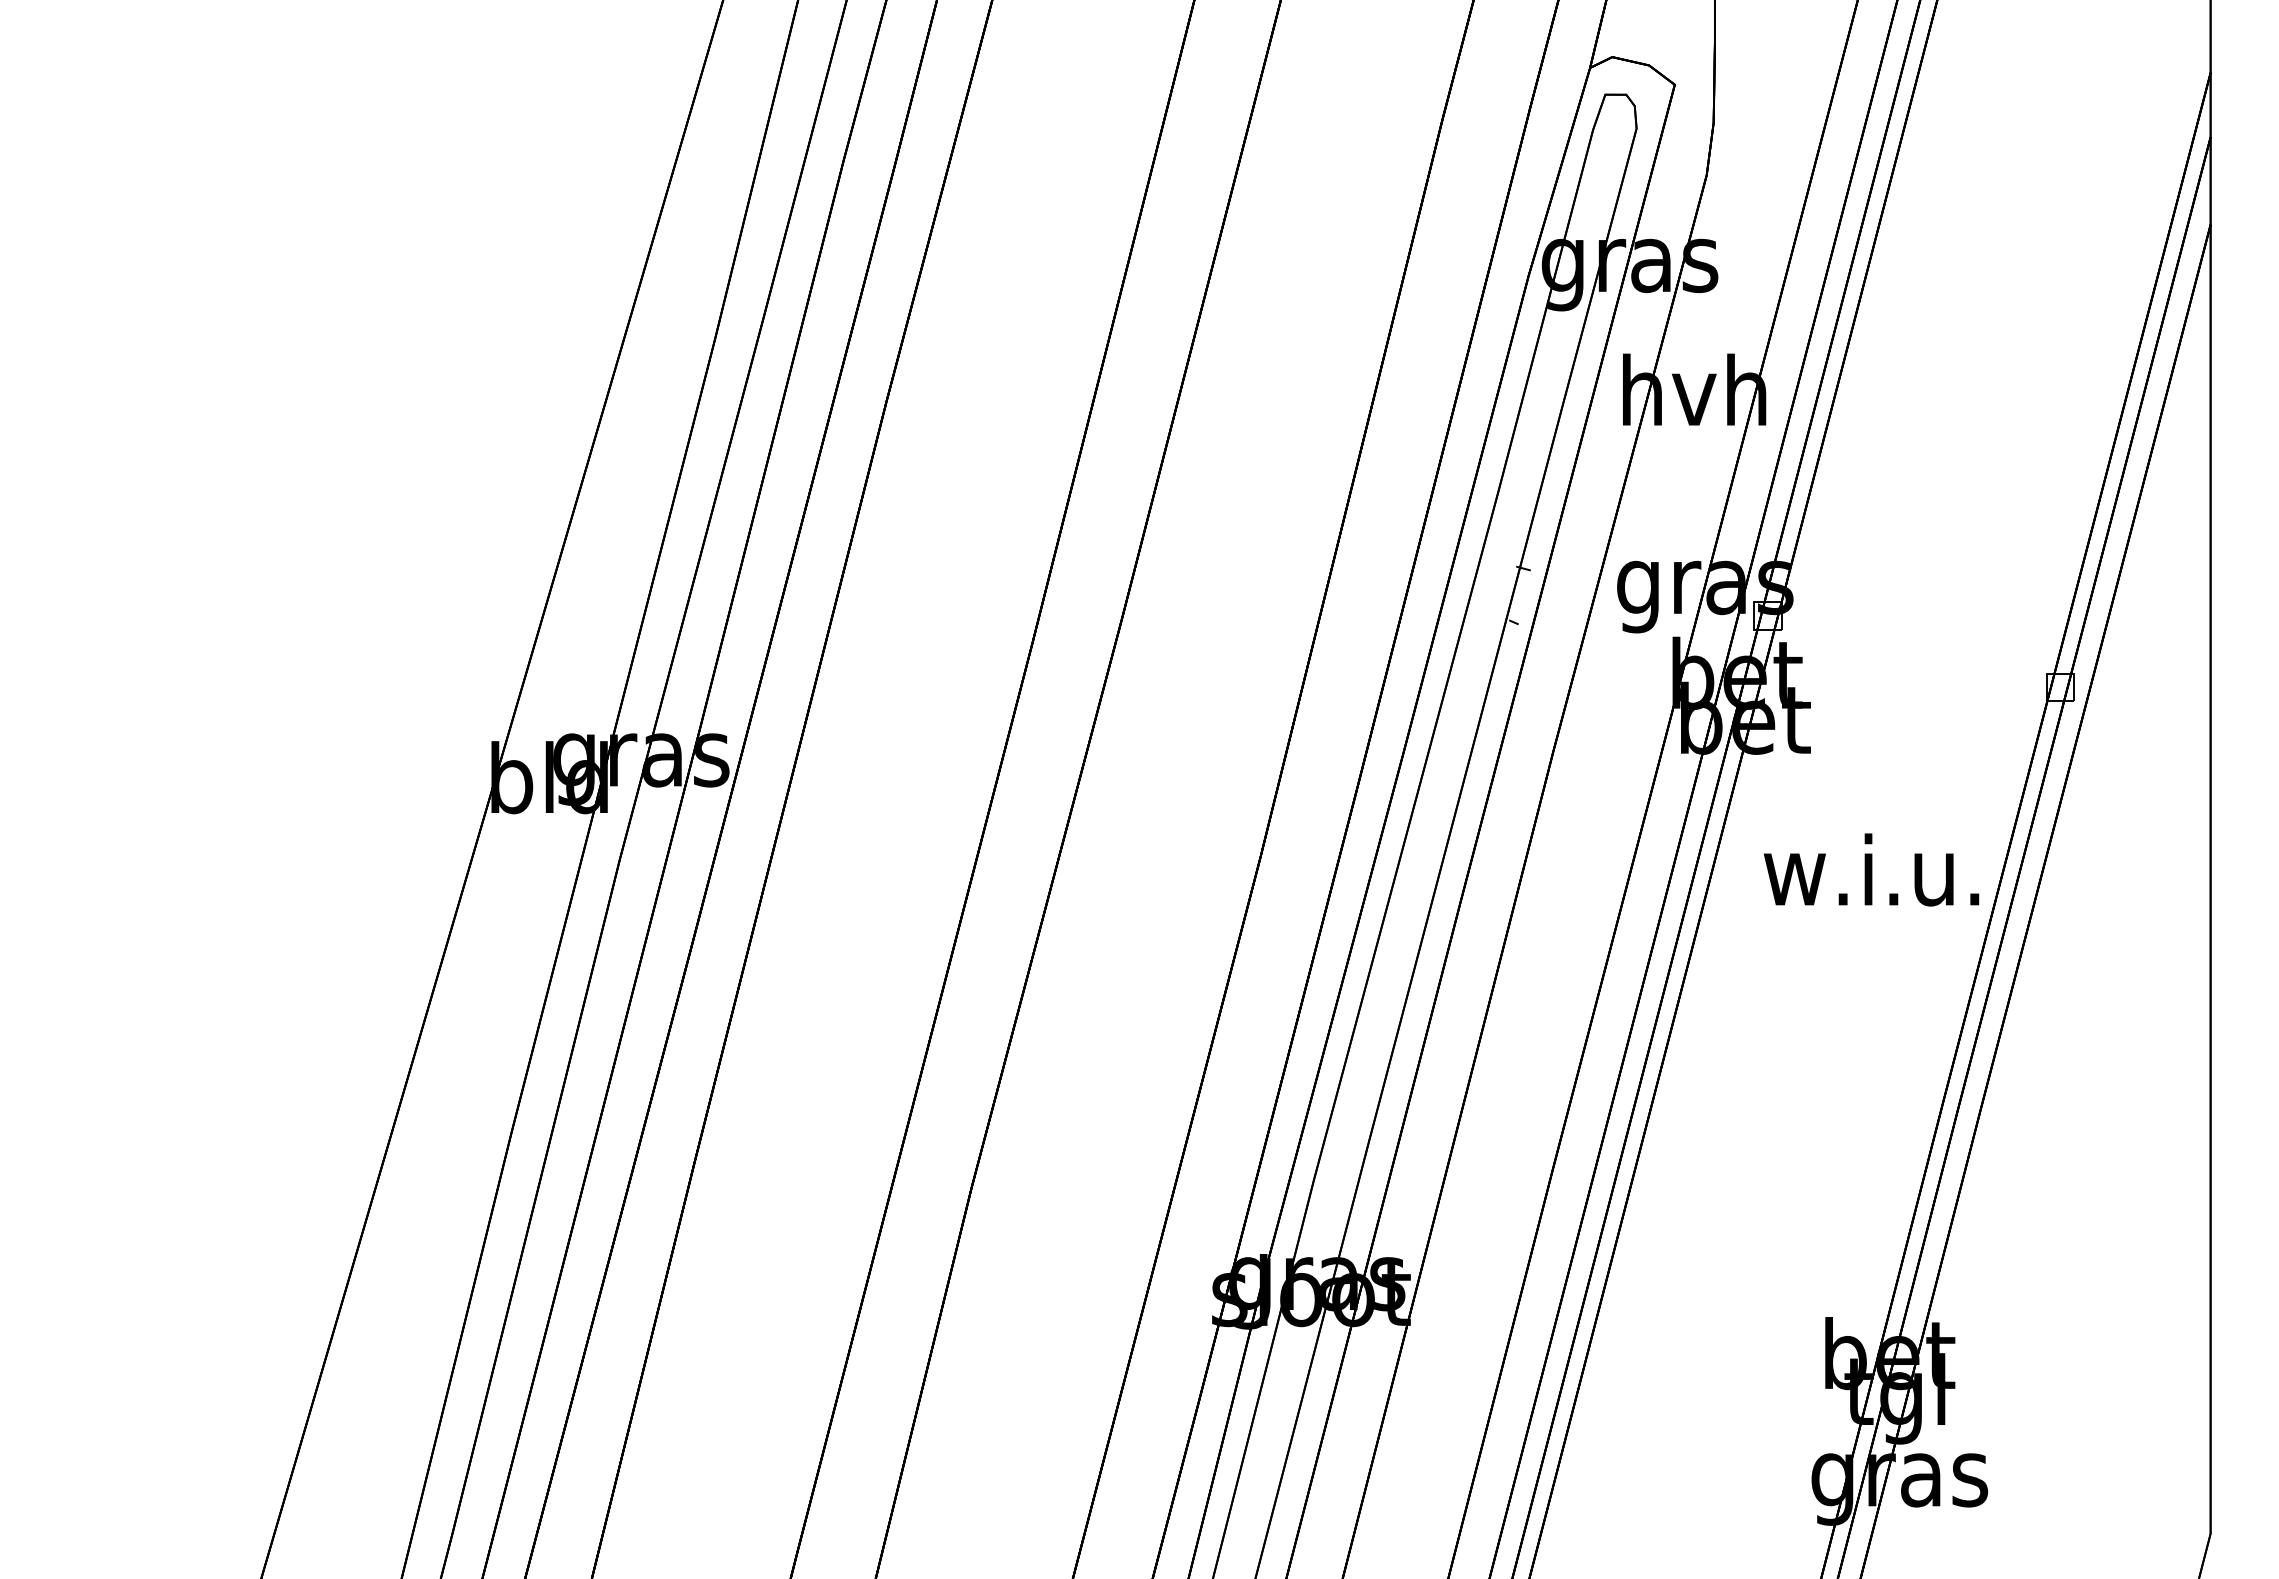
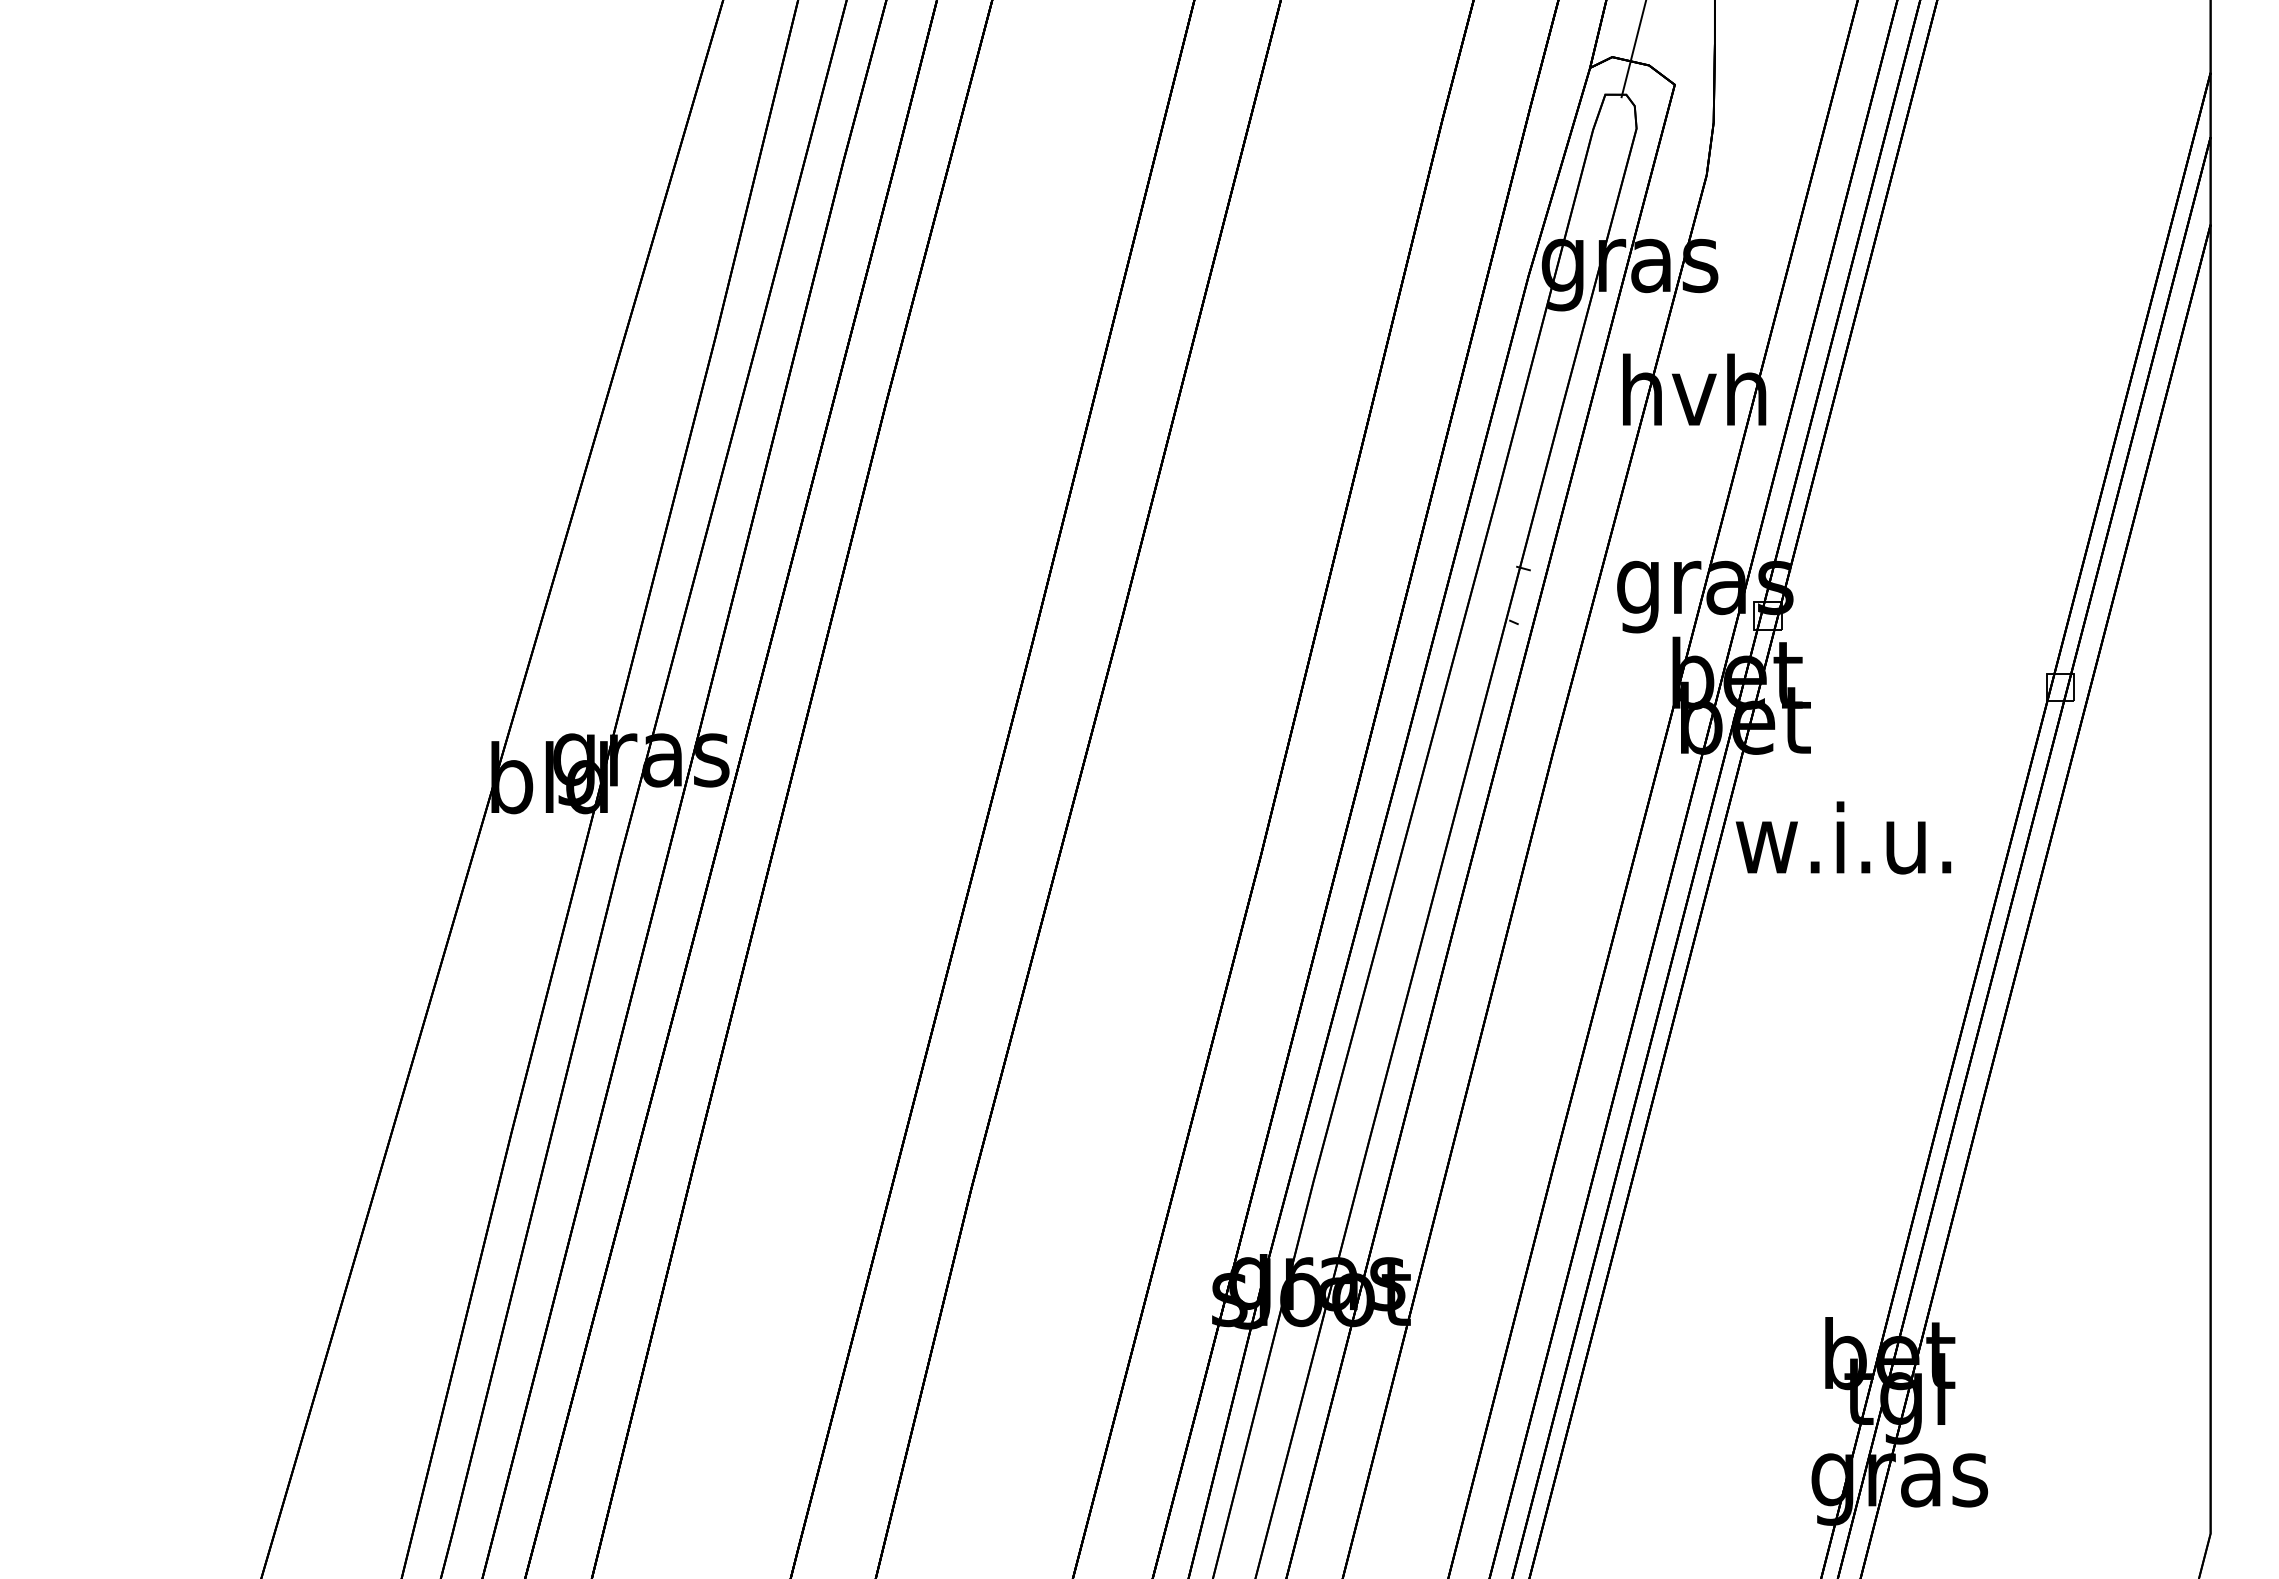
line: none -> present (1633, 49)
text position: (1871, 869) -> (1843, 837) (1843, 837)
